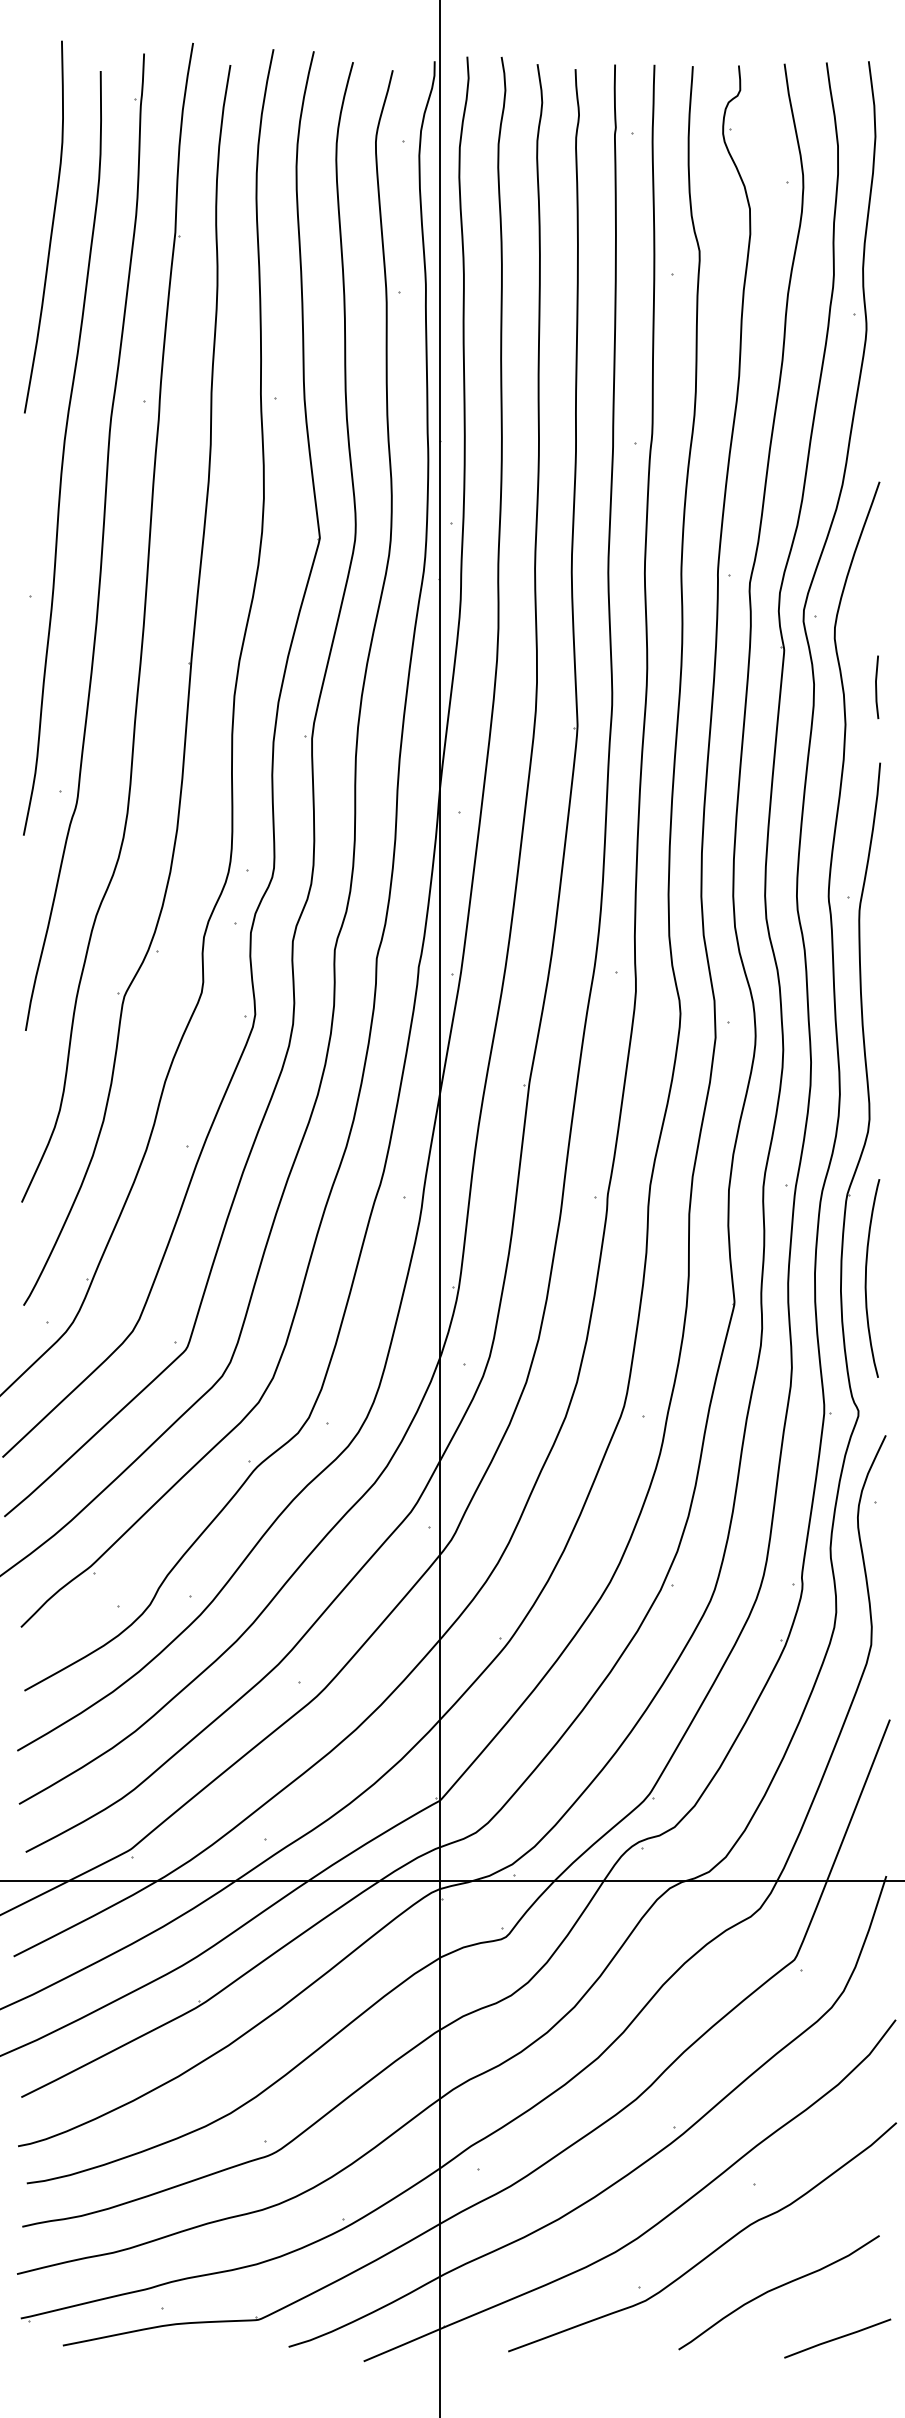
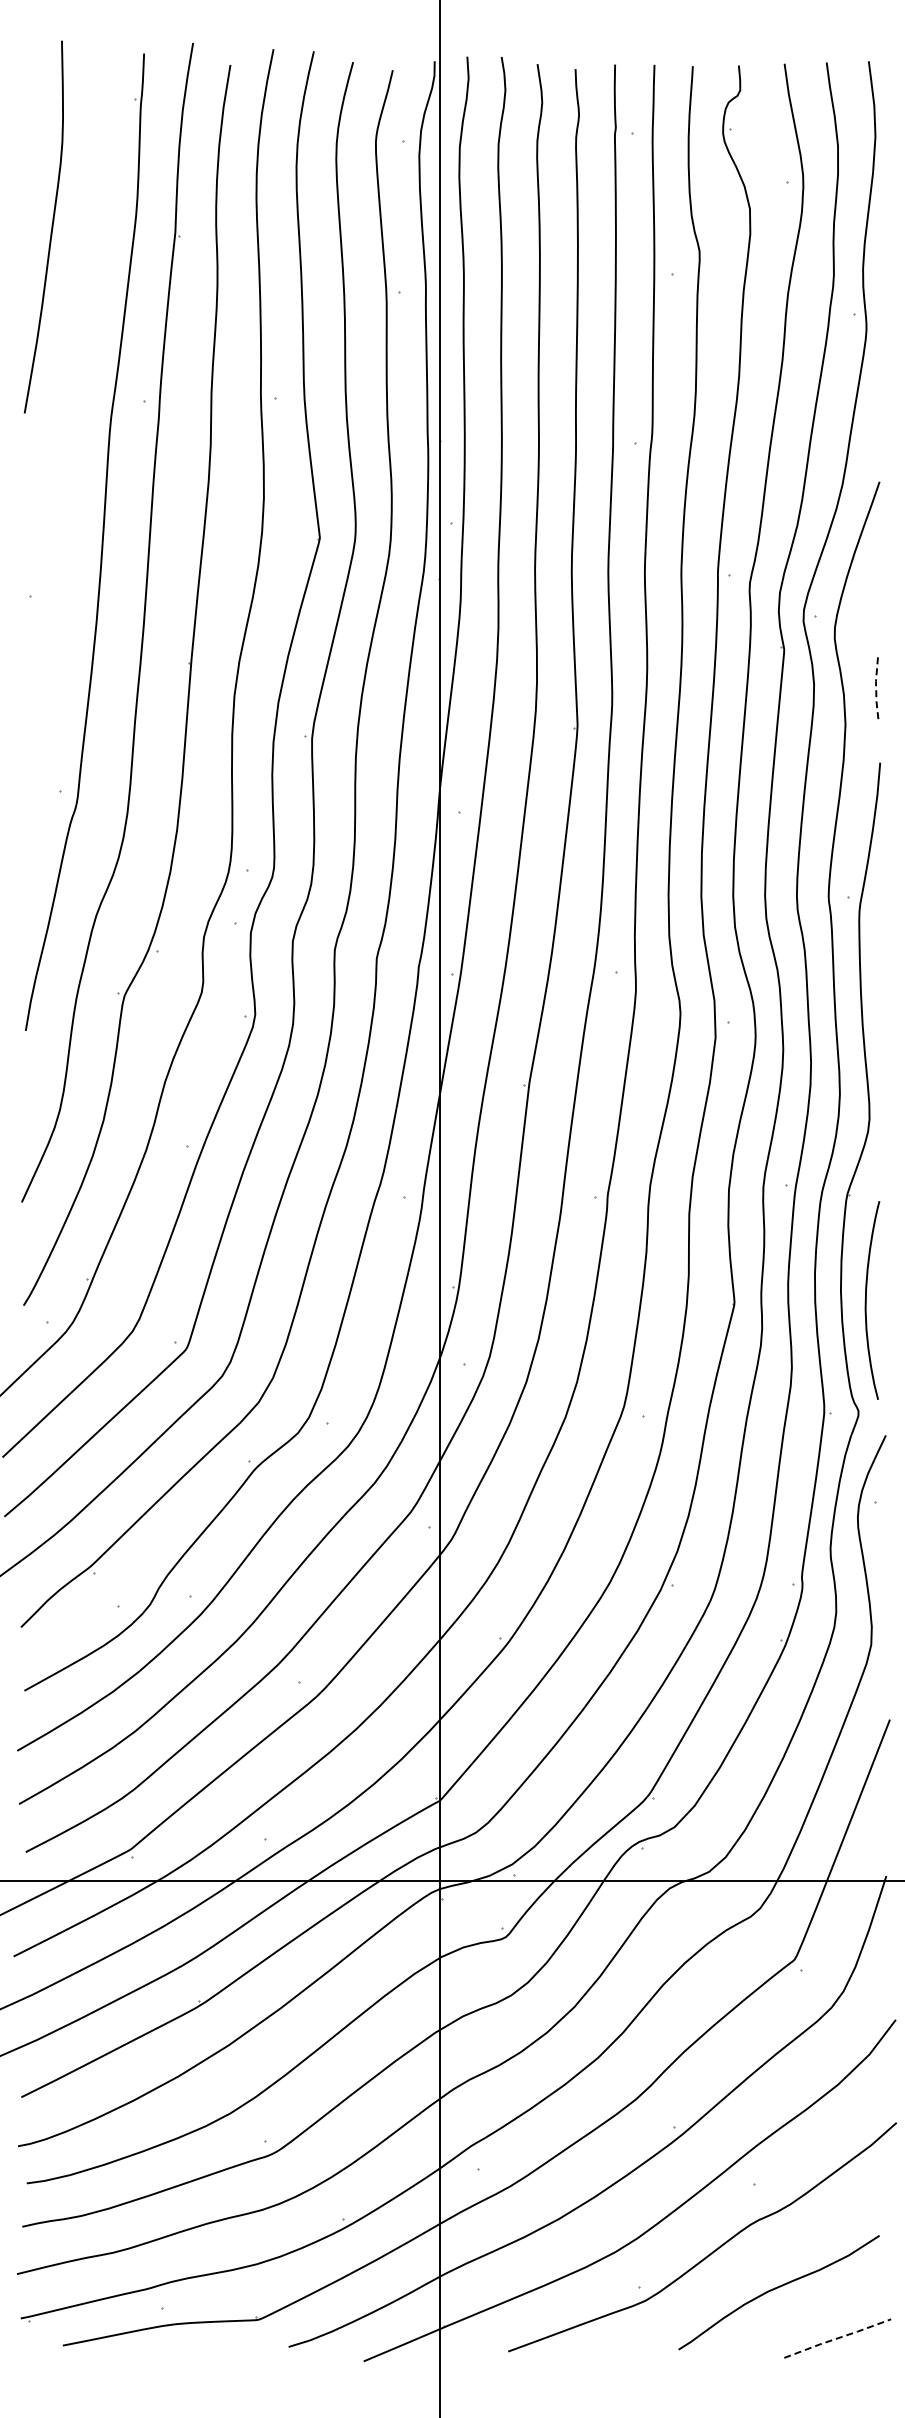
curve: present -> none (62, 453)
line: solid -> dashed (876, 687)
curve position: (866, 1278) -> (866, 1300) (866, 1300)
line: solid -> dashed (837, 2338)
